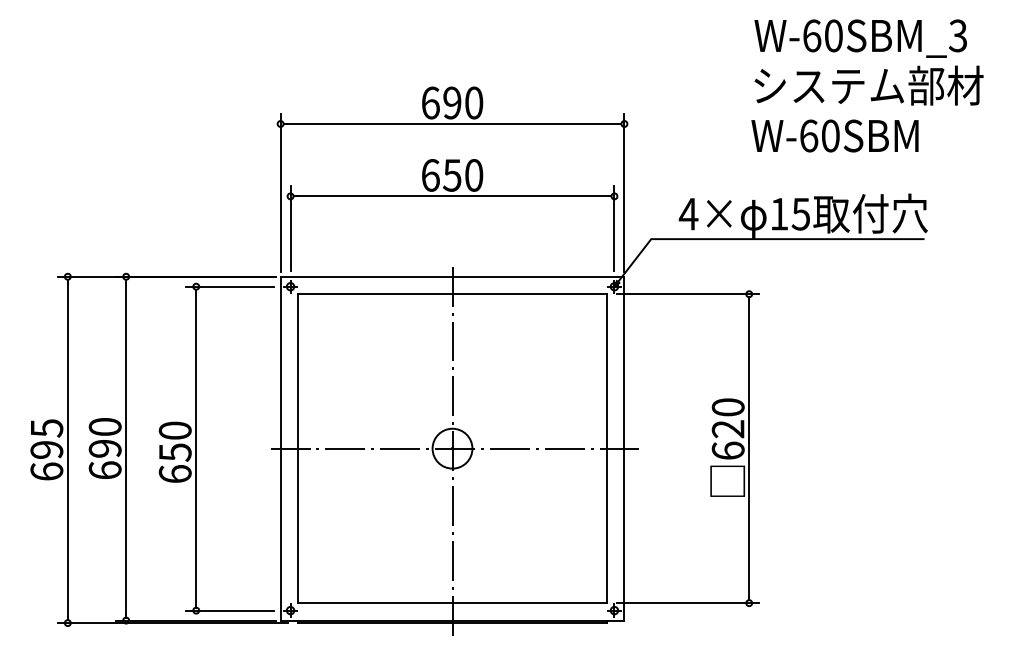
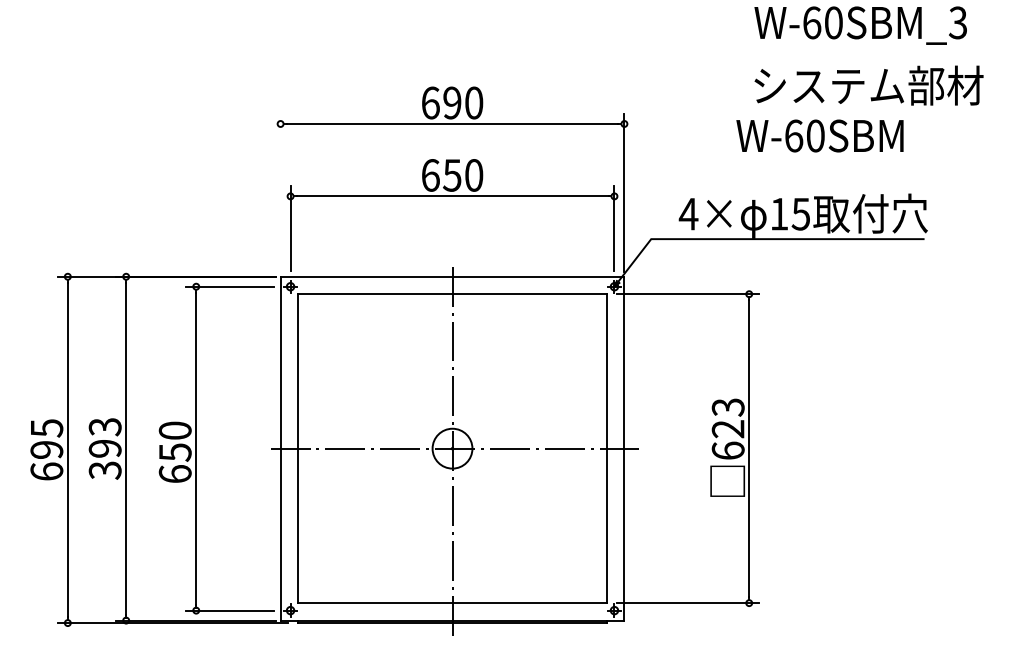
text position: (860, 38) -> (860, 25) (860, 25)
text position: (834, 135) -> (819, 135) (819, 135)
line: present -> none (280, 192)
text: 620 -> 623 (727, 407)
text: 690 -> 393 (104, 448)
